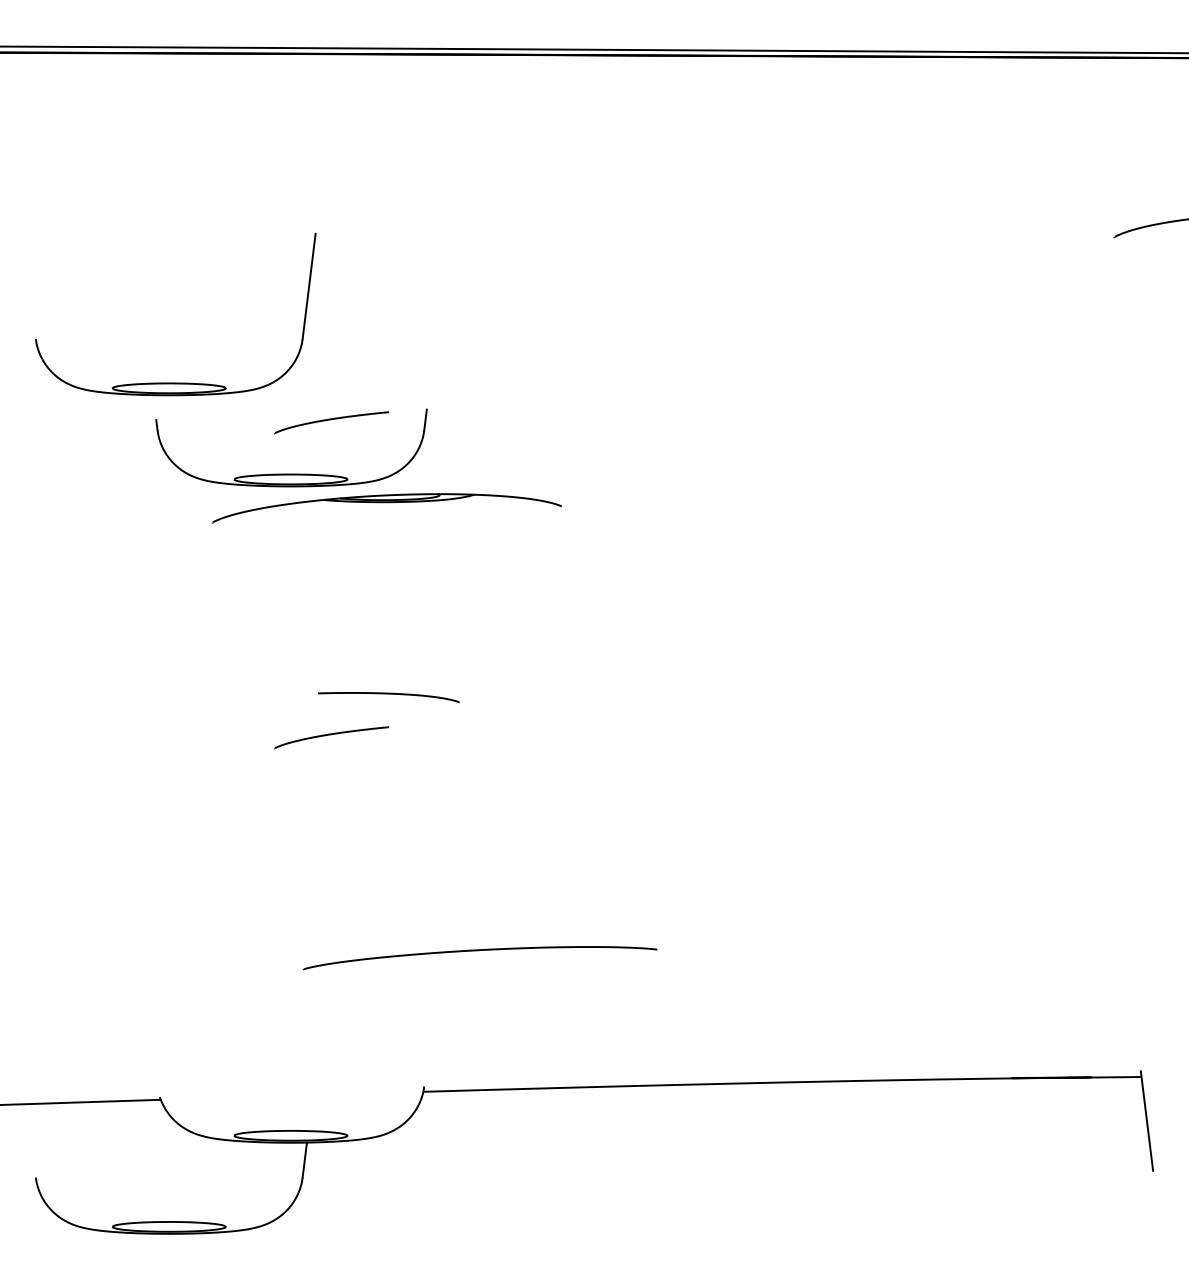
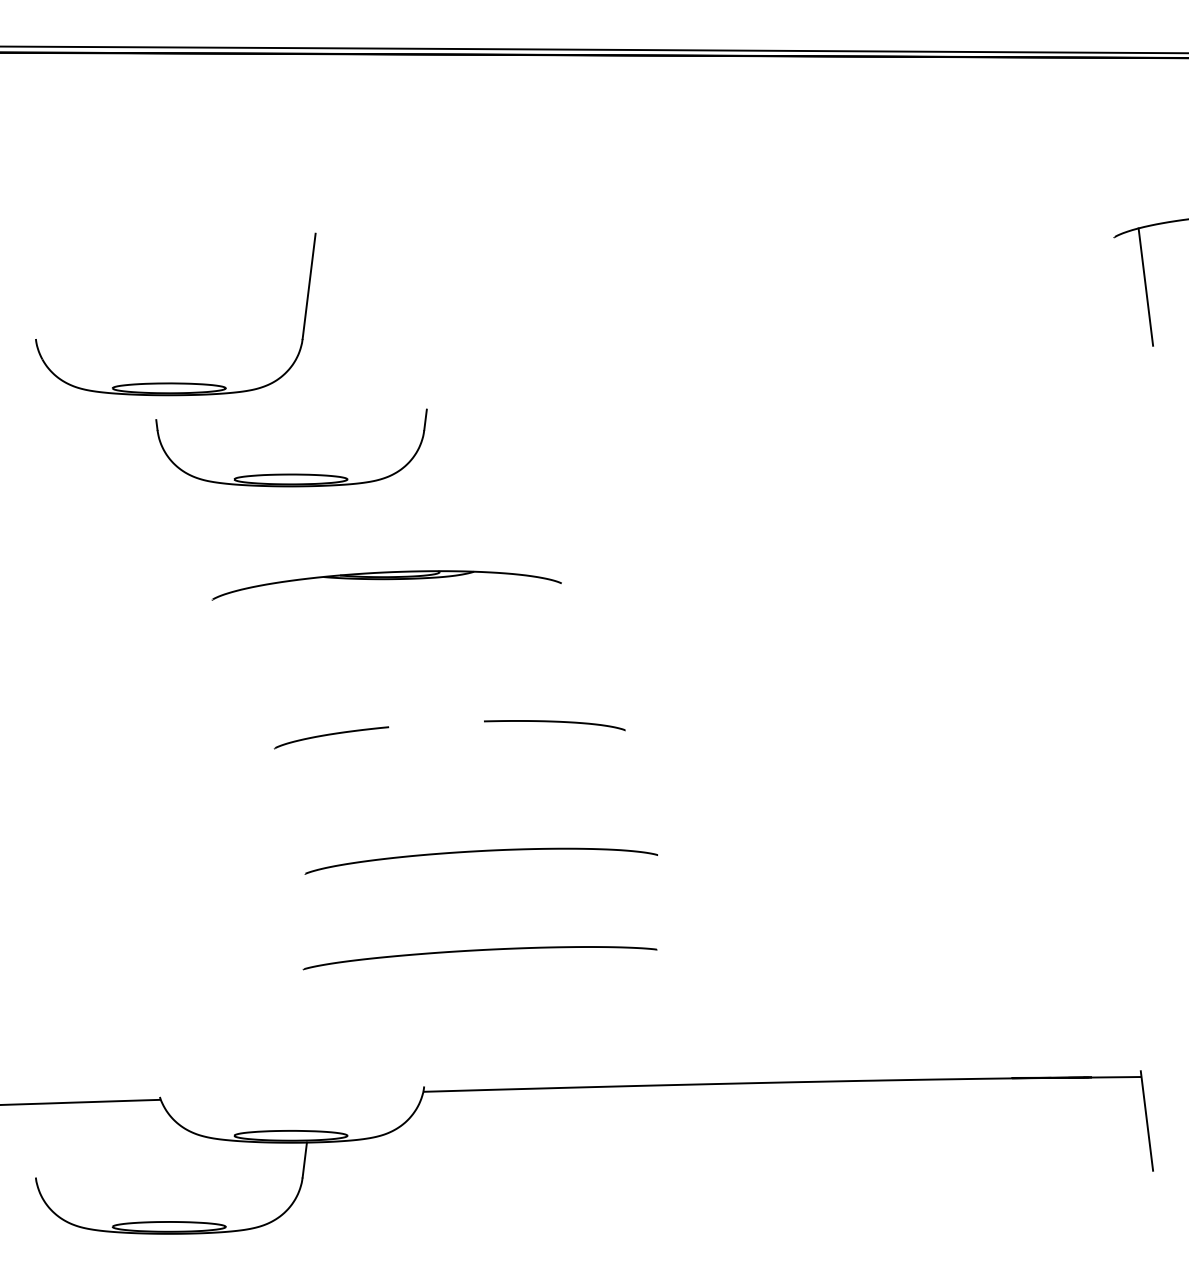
line: none -> present (1145, 286)
curve: present -> none (331, 420)
part position: (386, 508) -> (386, 585) (386, 585)
curve position: (388, 694) -> (554, 722) (554, 722)
curve: none -> present (478, 852)
